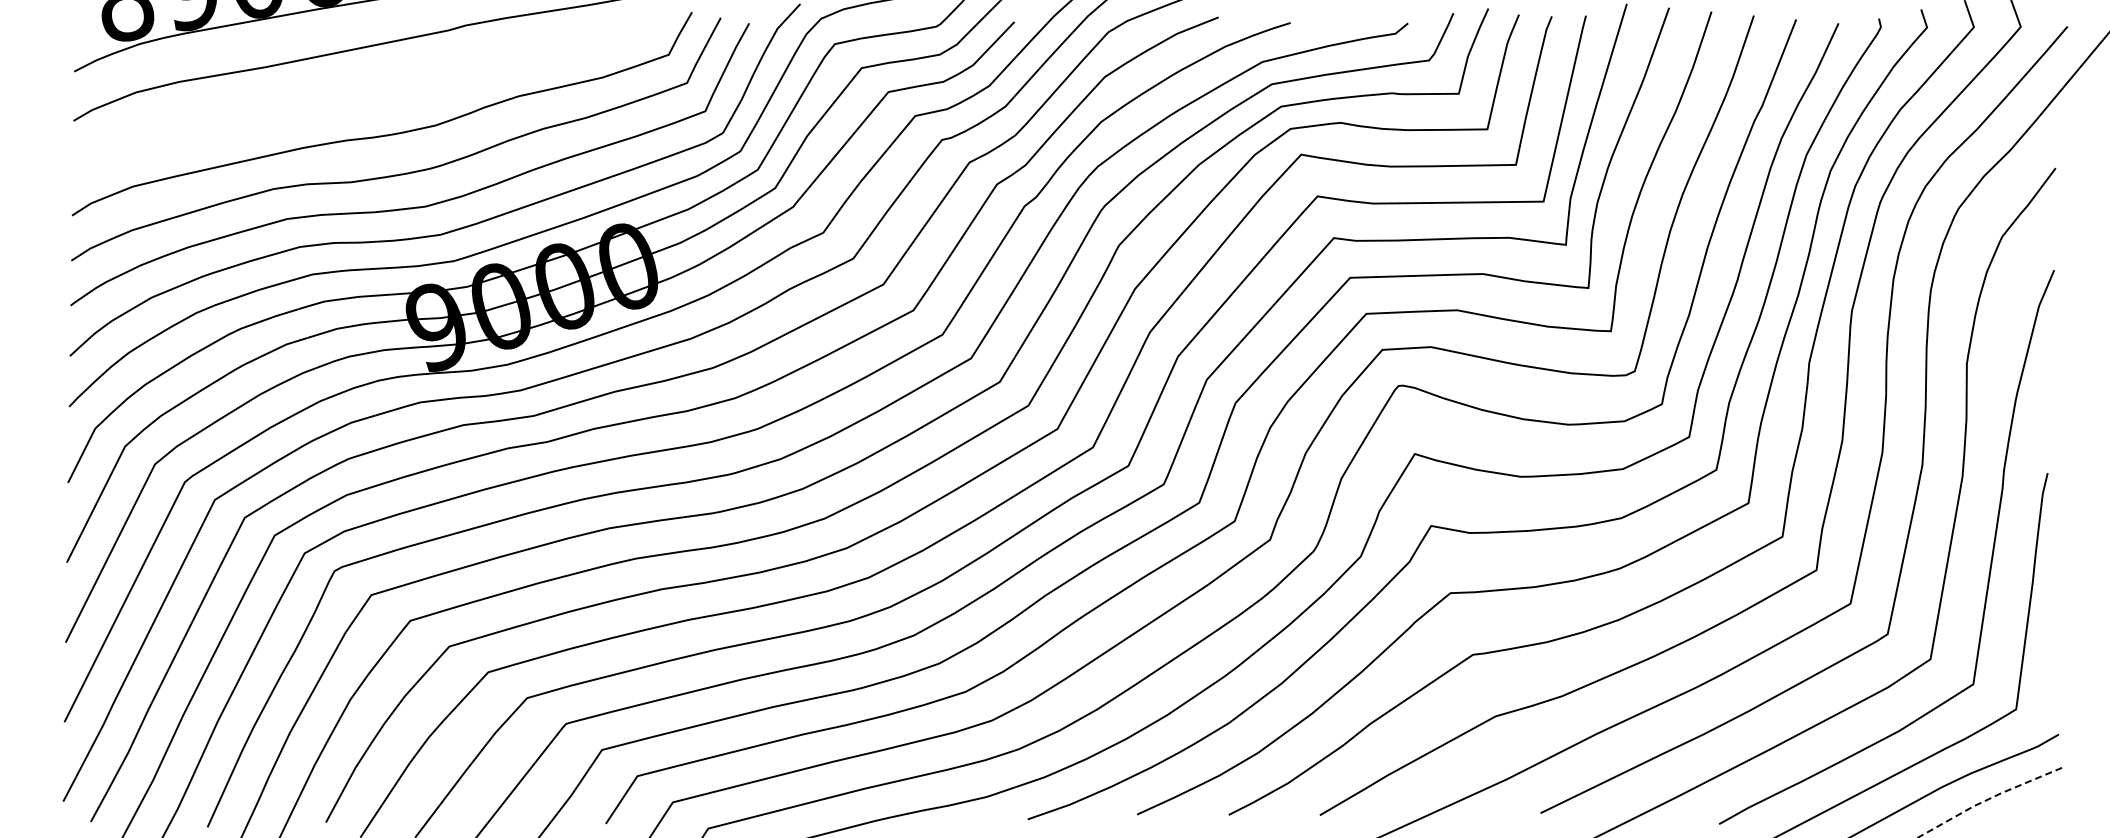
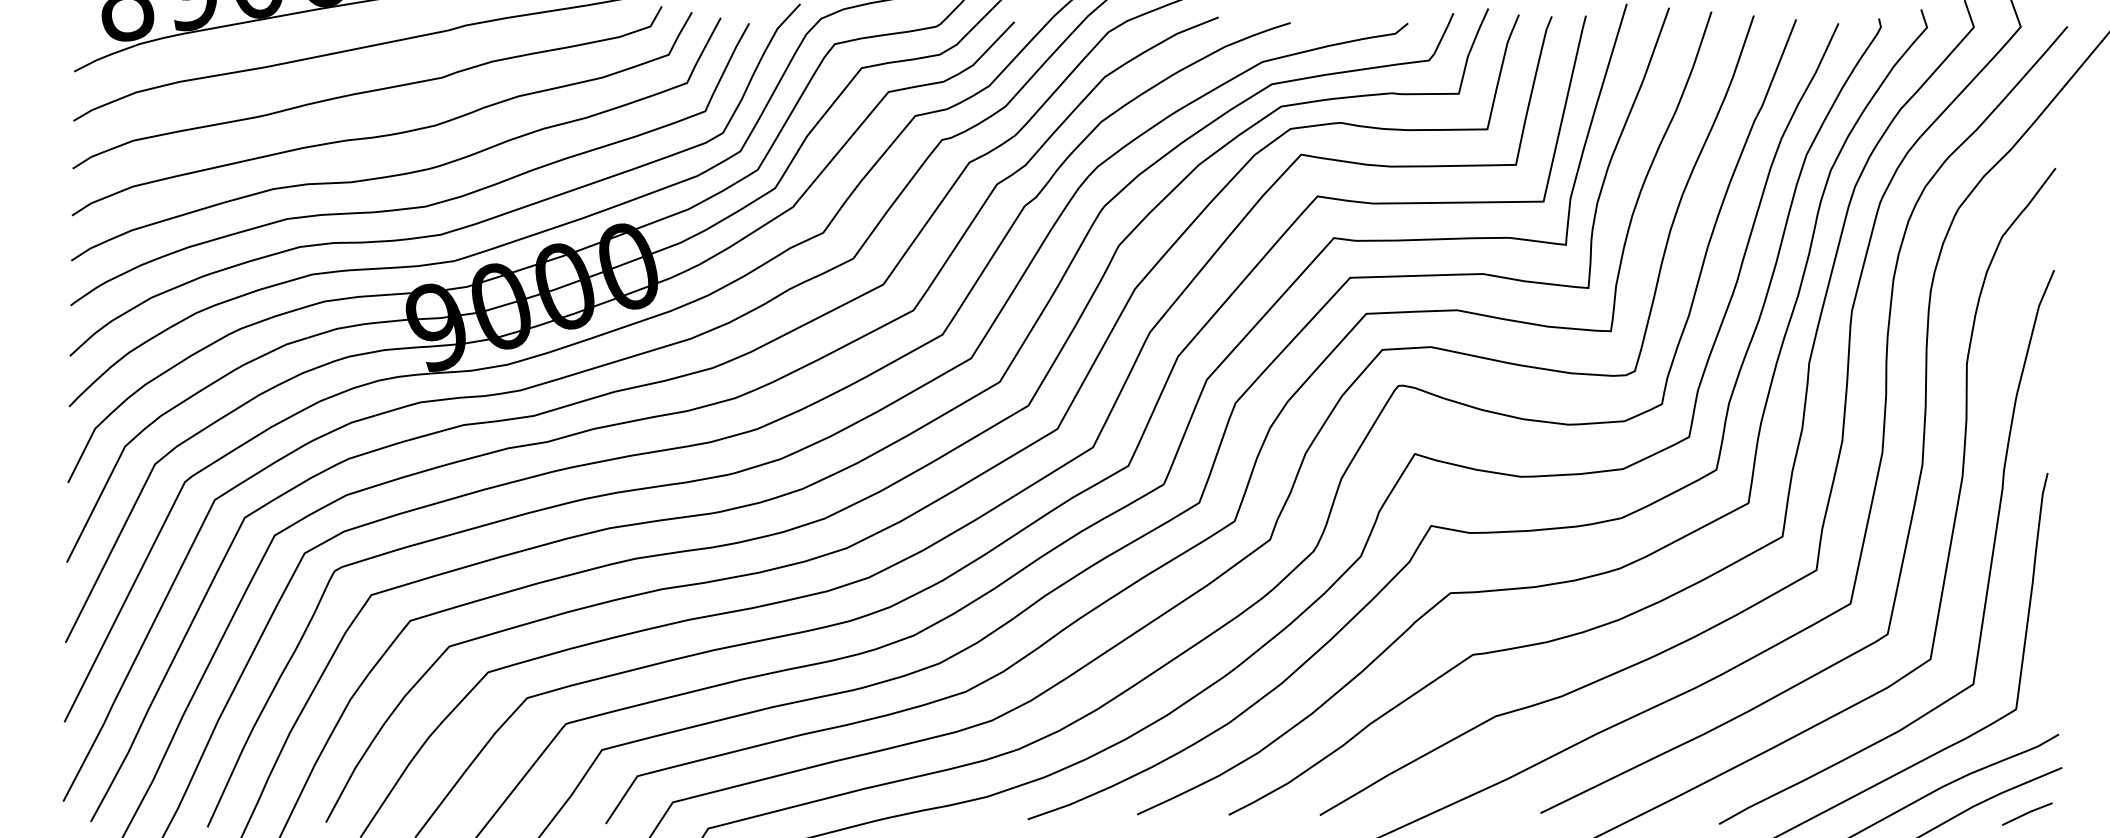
curve: none -> present (367, 90)
line: dashed -> solid (1989, 799)
line: none -> present (2027, 813)
